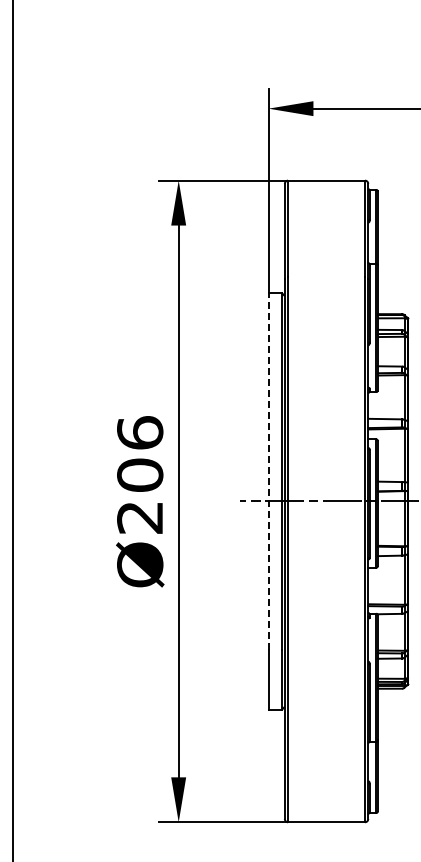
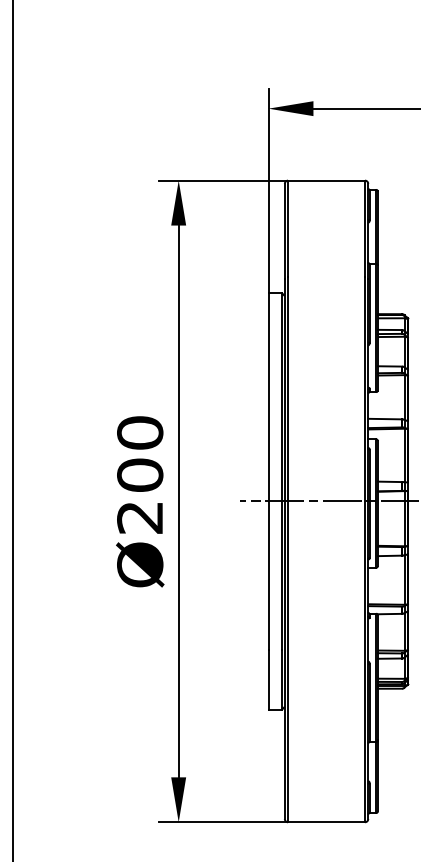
text: Ø206 -> Ø200 (140, 432)
line: dashed -> solid (268, 471)
